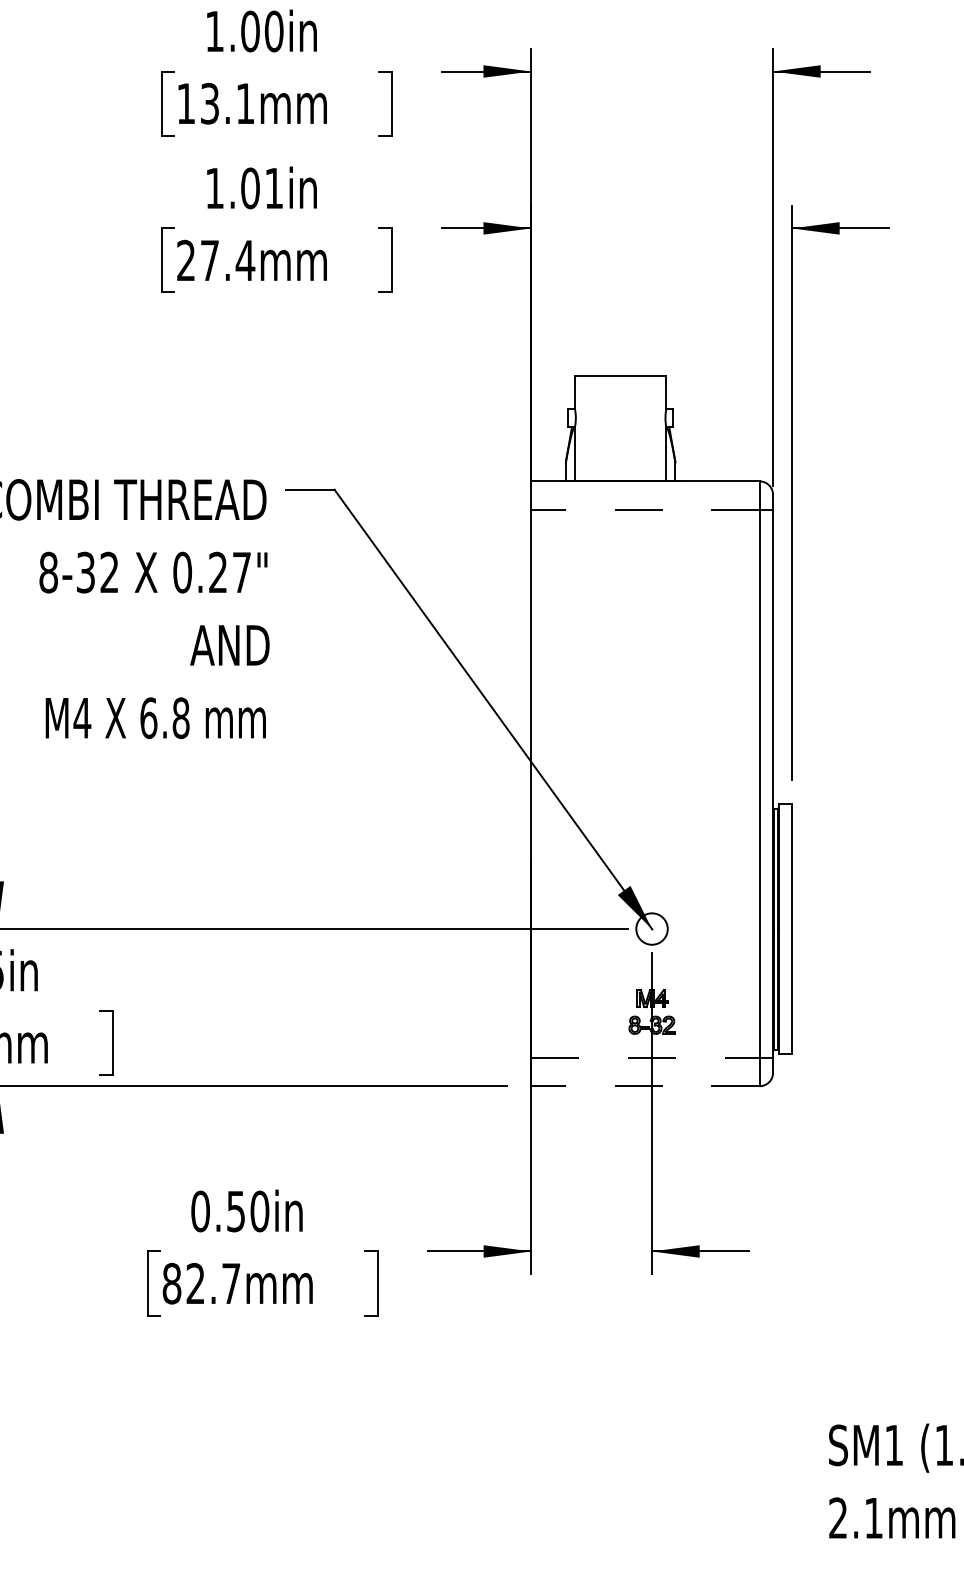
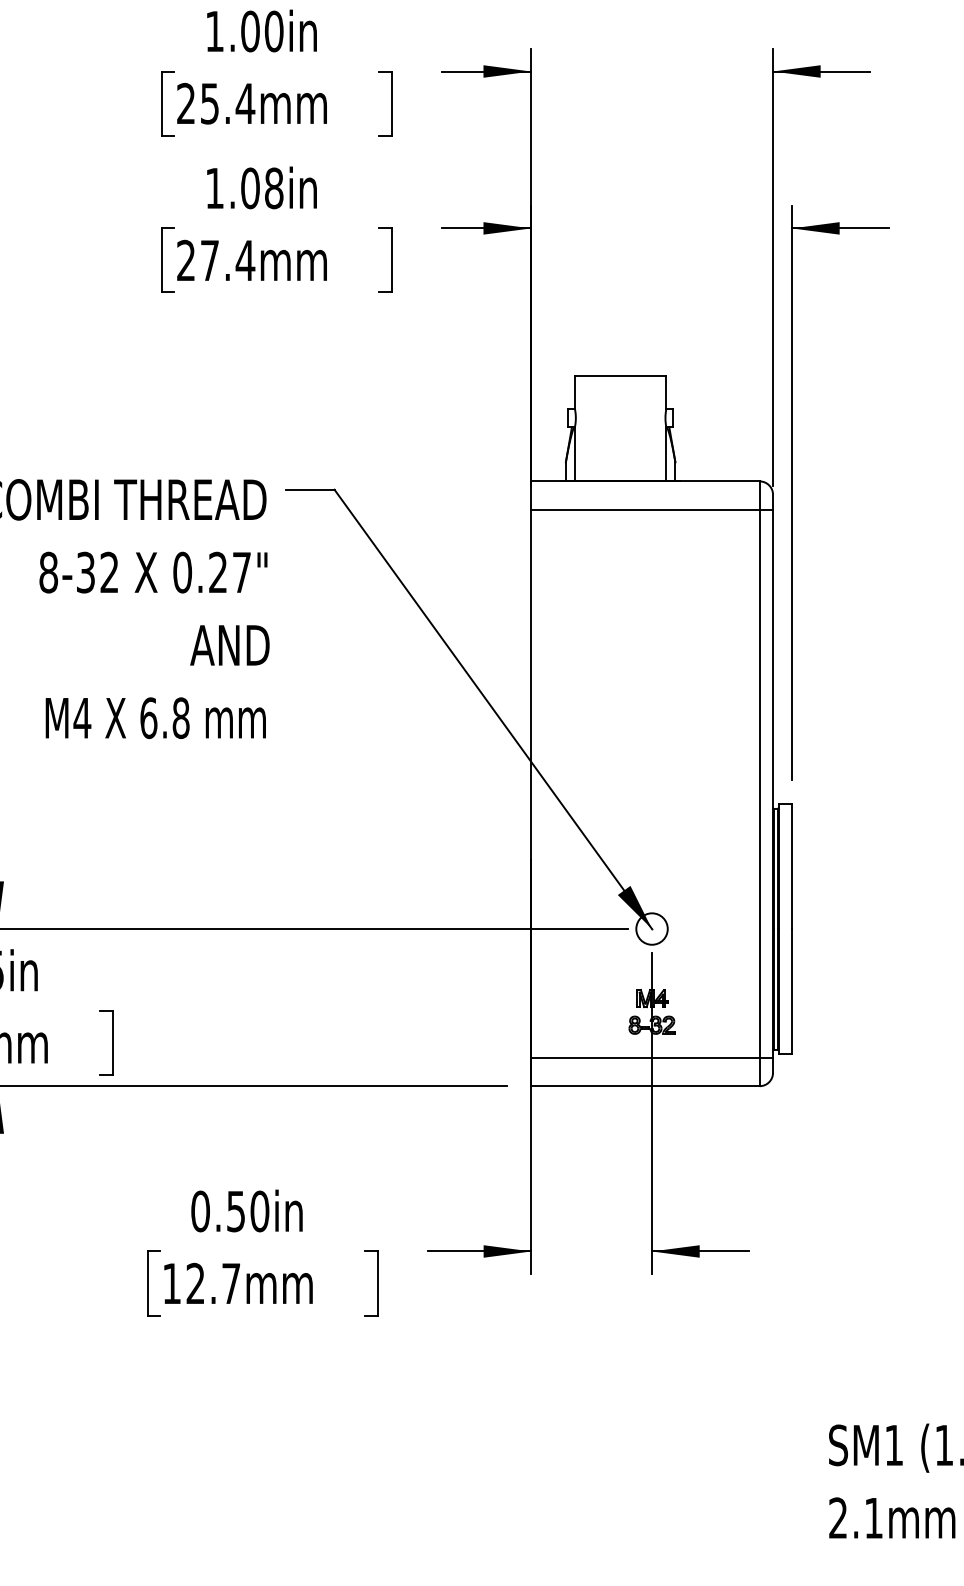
text: 13.1mm -> 25.4mm (216, 102)
text: 1.01in -> 1.08in (274, 188)
line: dashed -> solid (644, 510)
line: dashed -> solid (645, 1057)
line: dashed -> solid (644, 1086)
text: 82.7mm -> 12.7mm (171, 1283)
